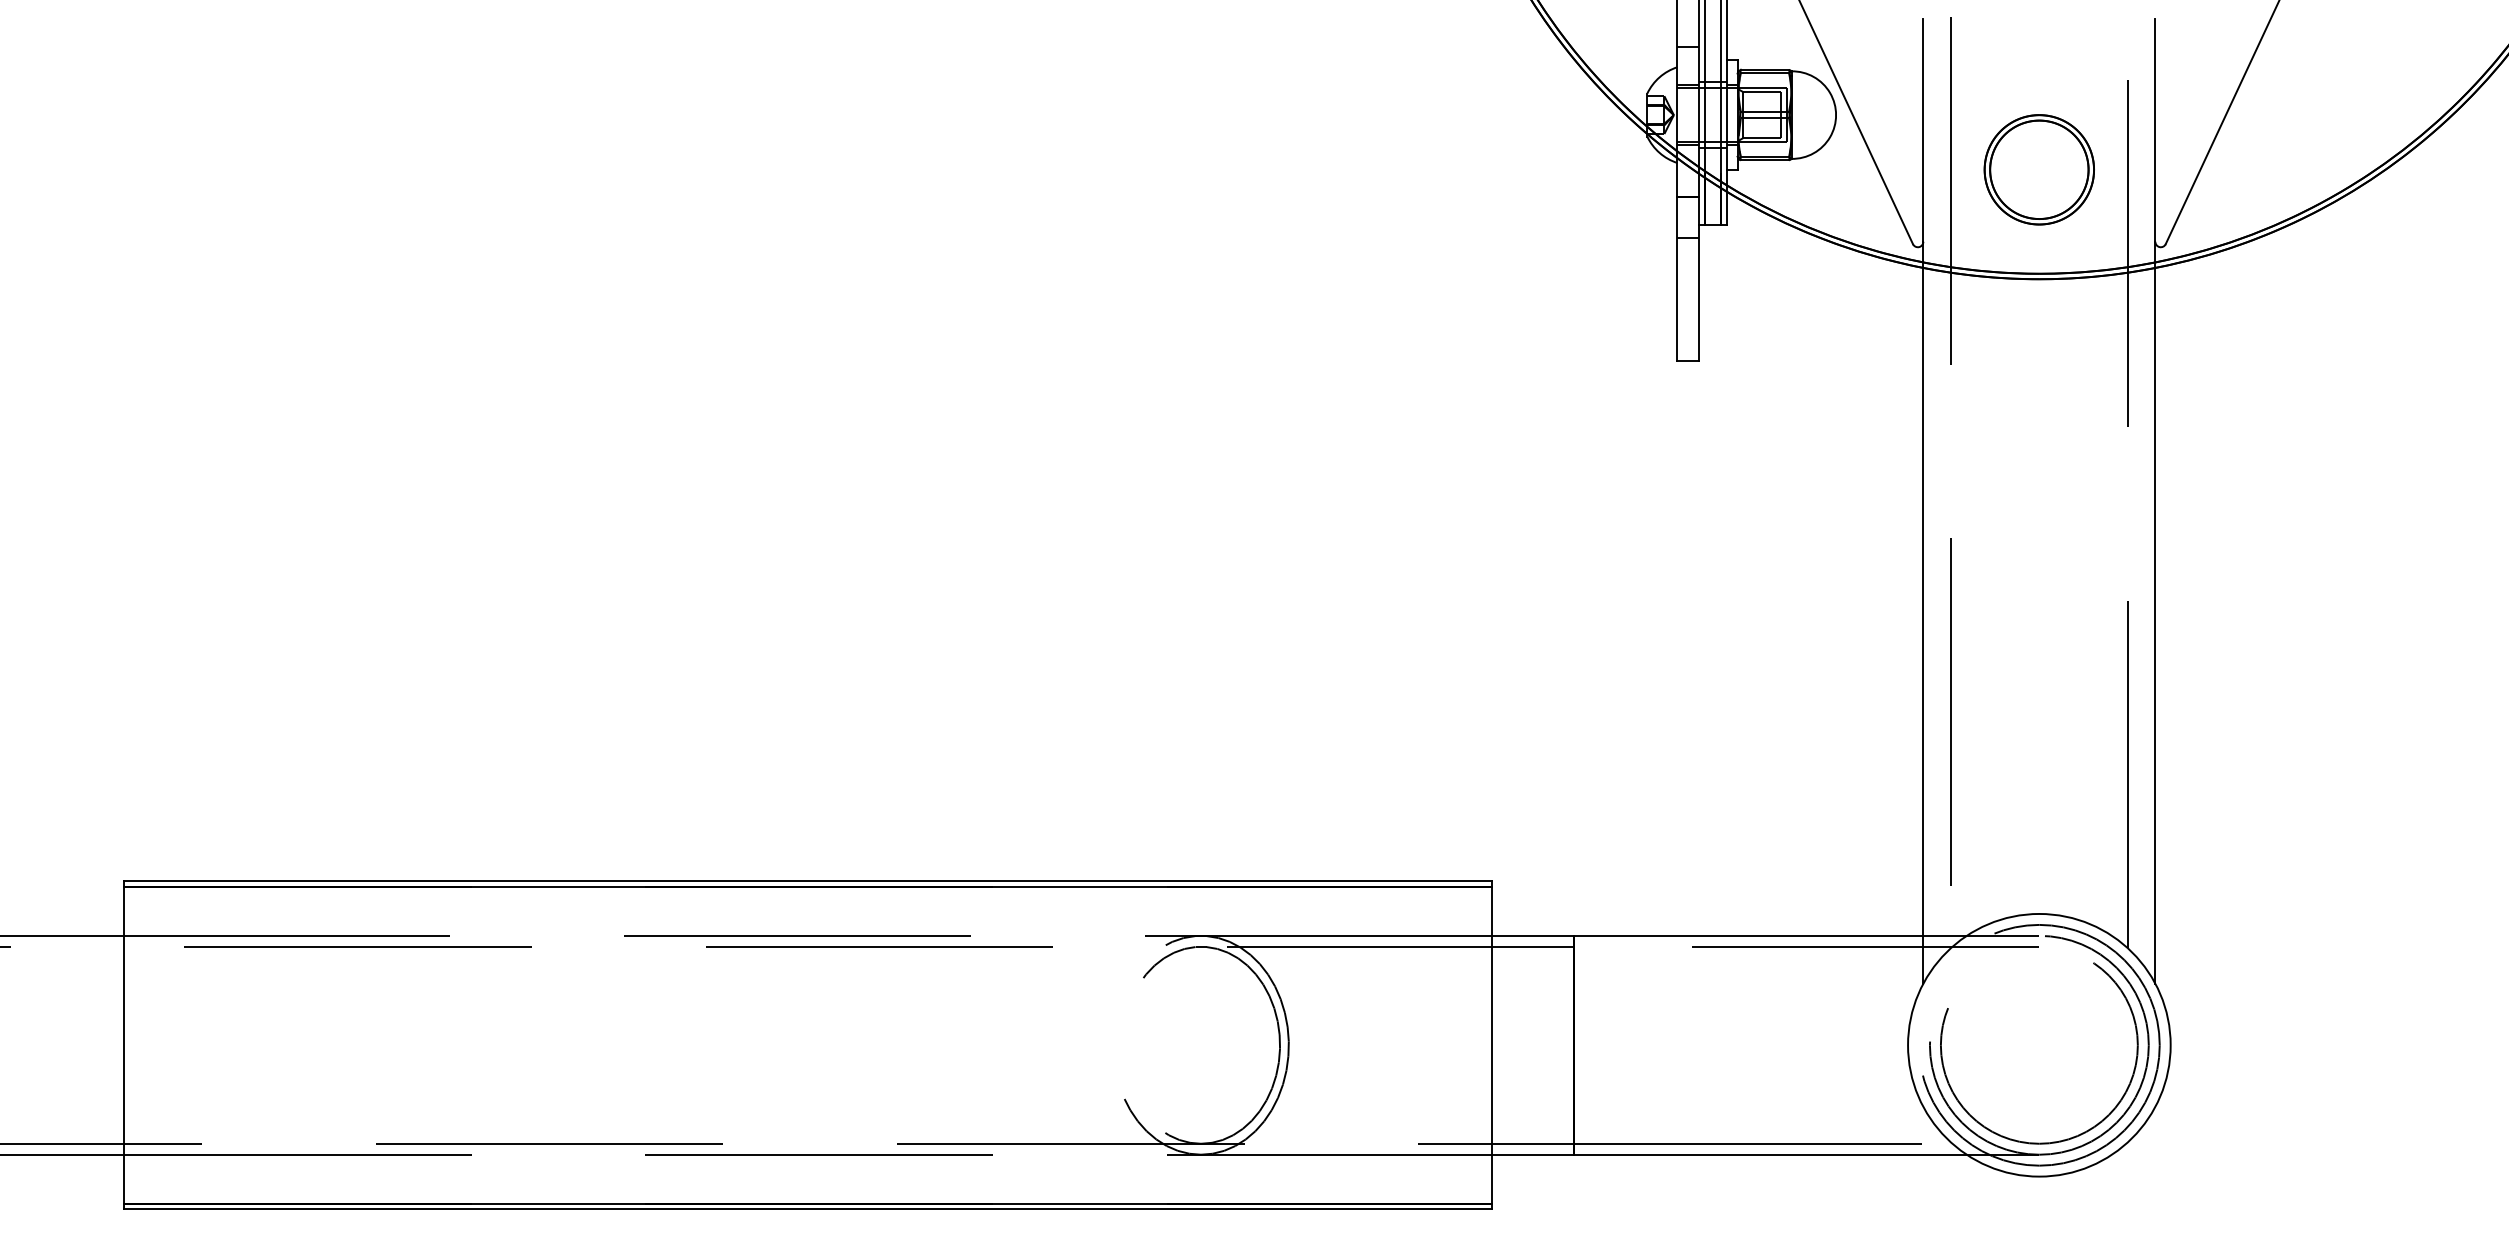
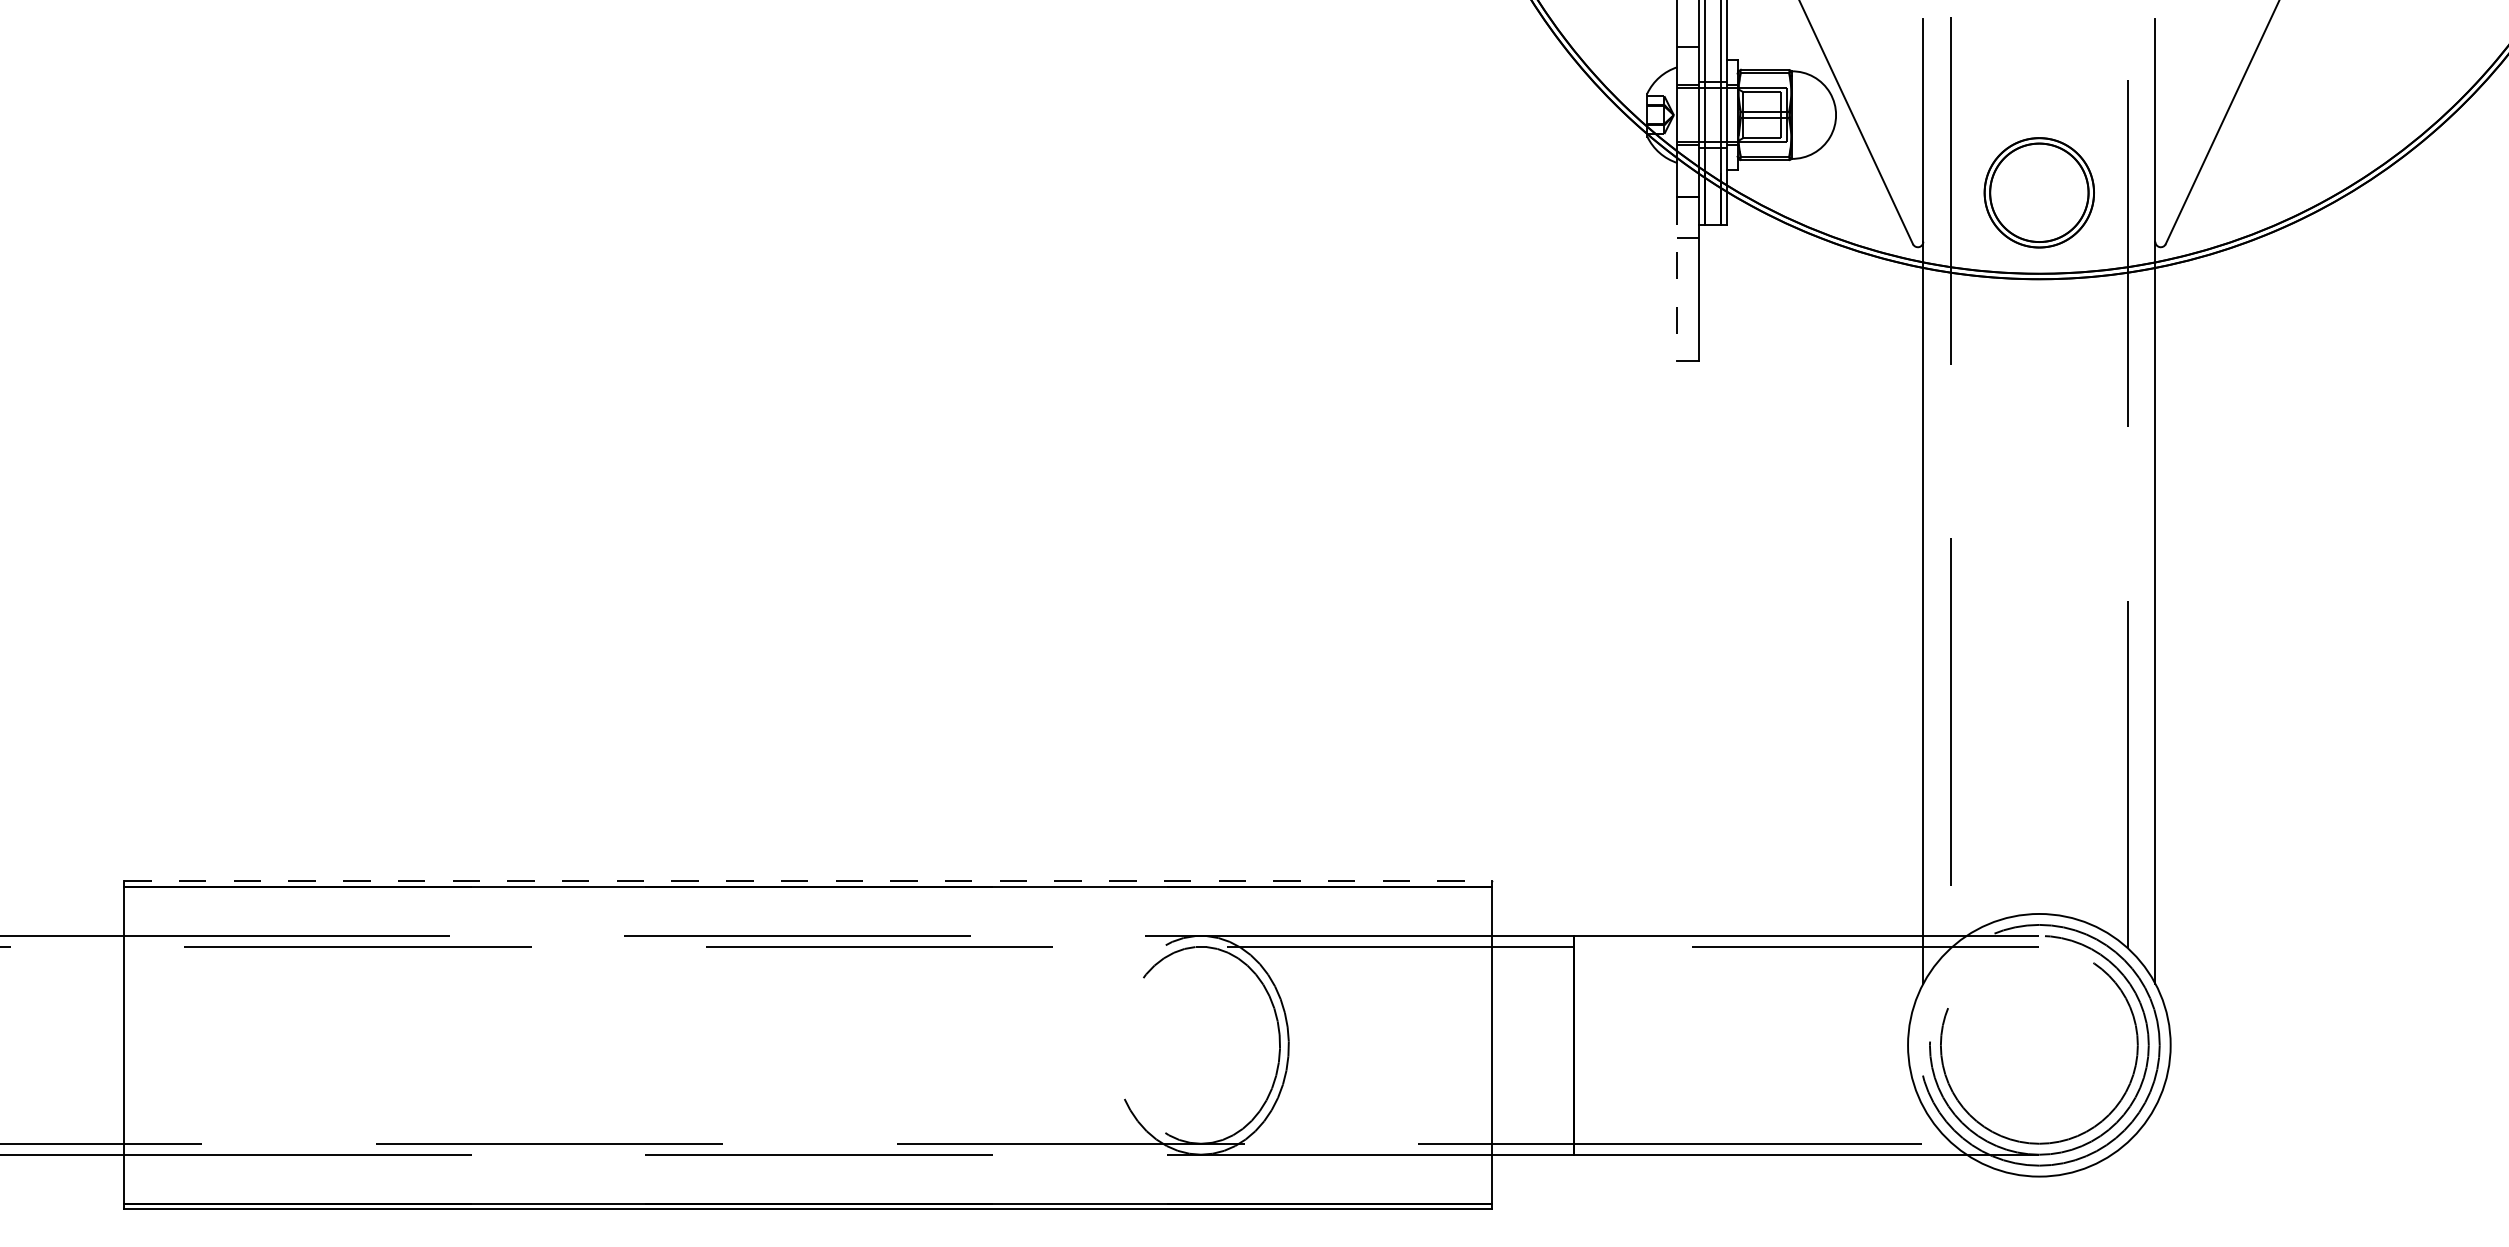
part position: (2038, 169) -> (2038, 192) (2038, 192)
line: solid -> dashed (1677, 279)
line: solid -> dashed (808, 881)
